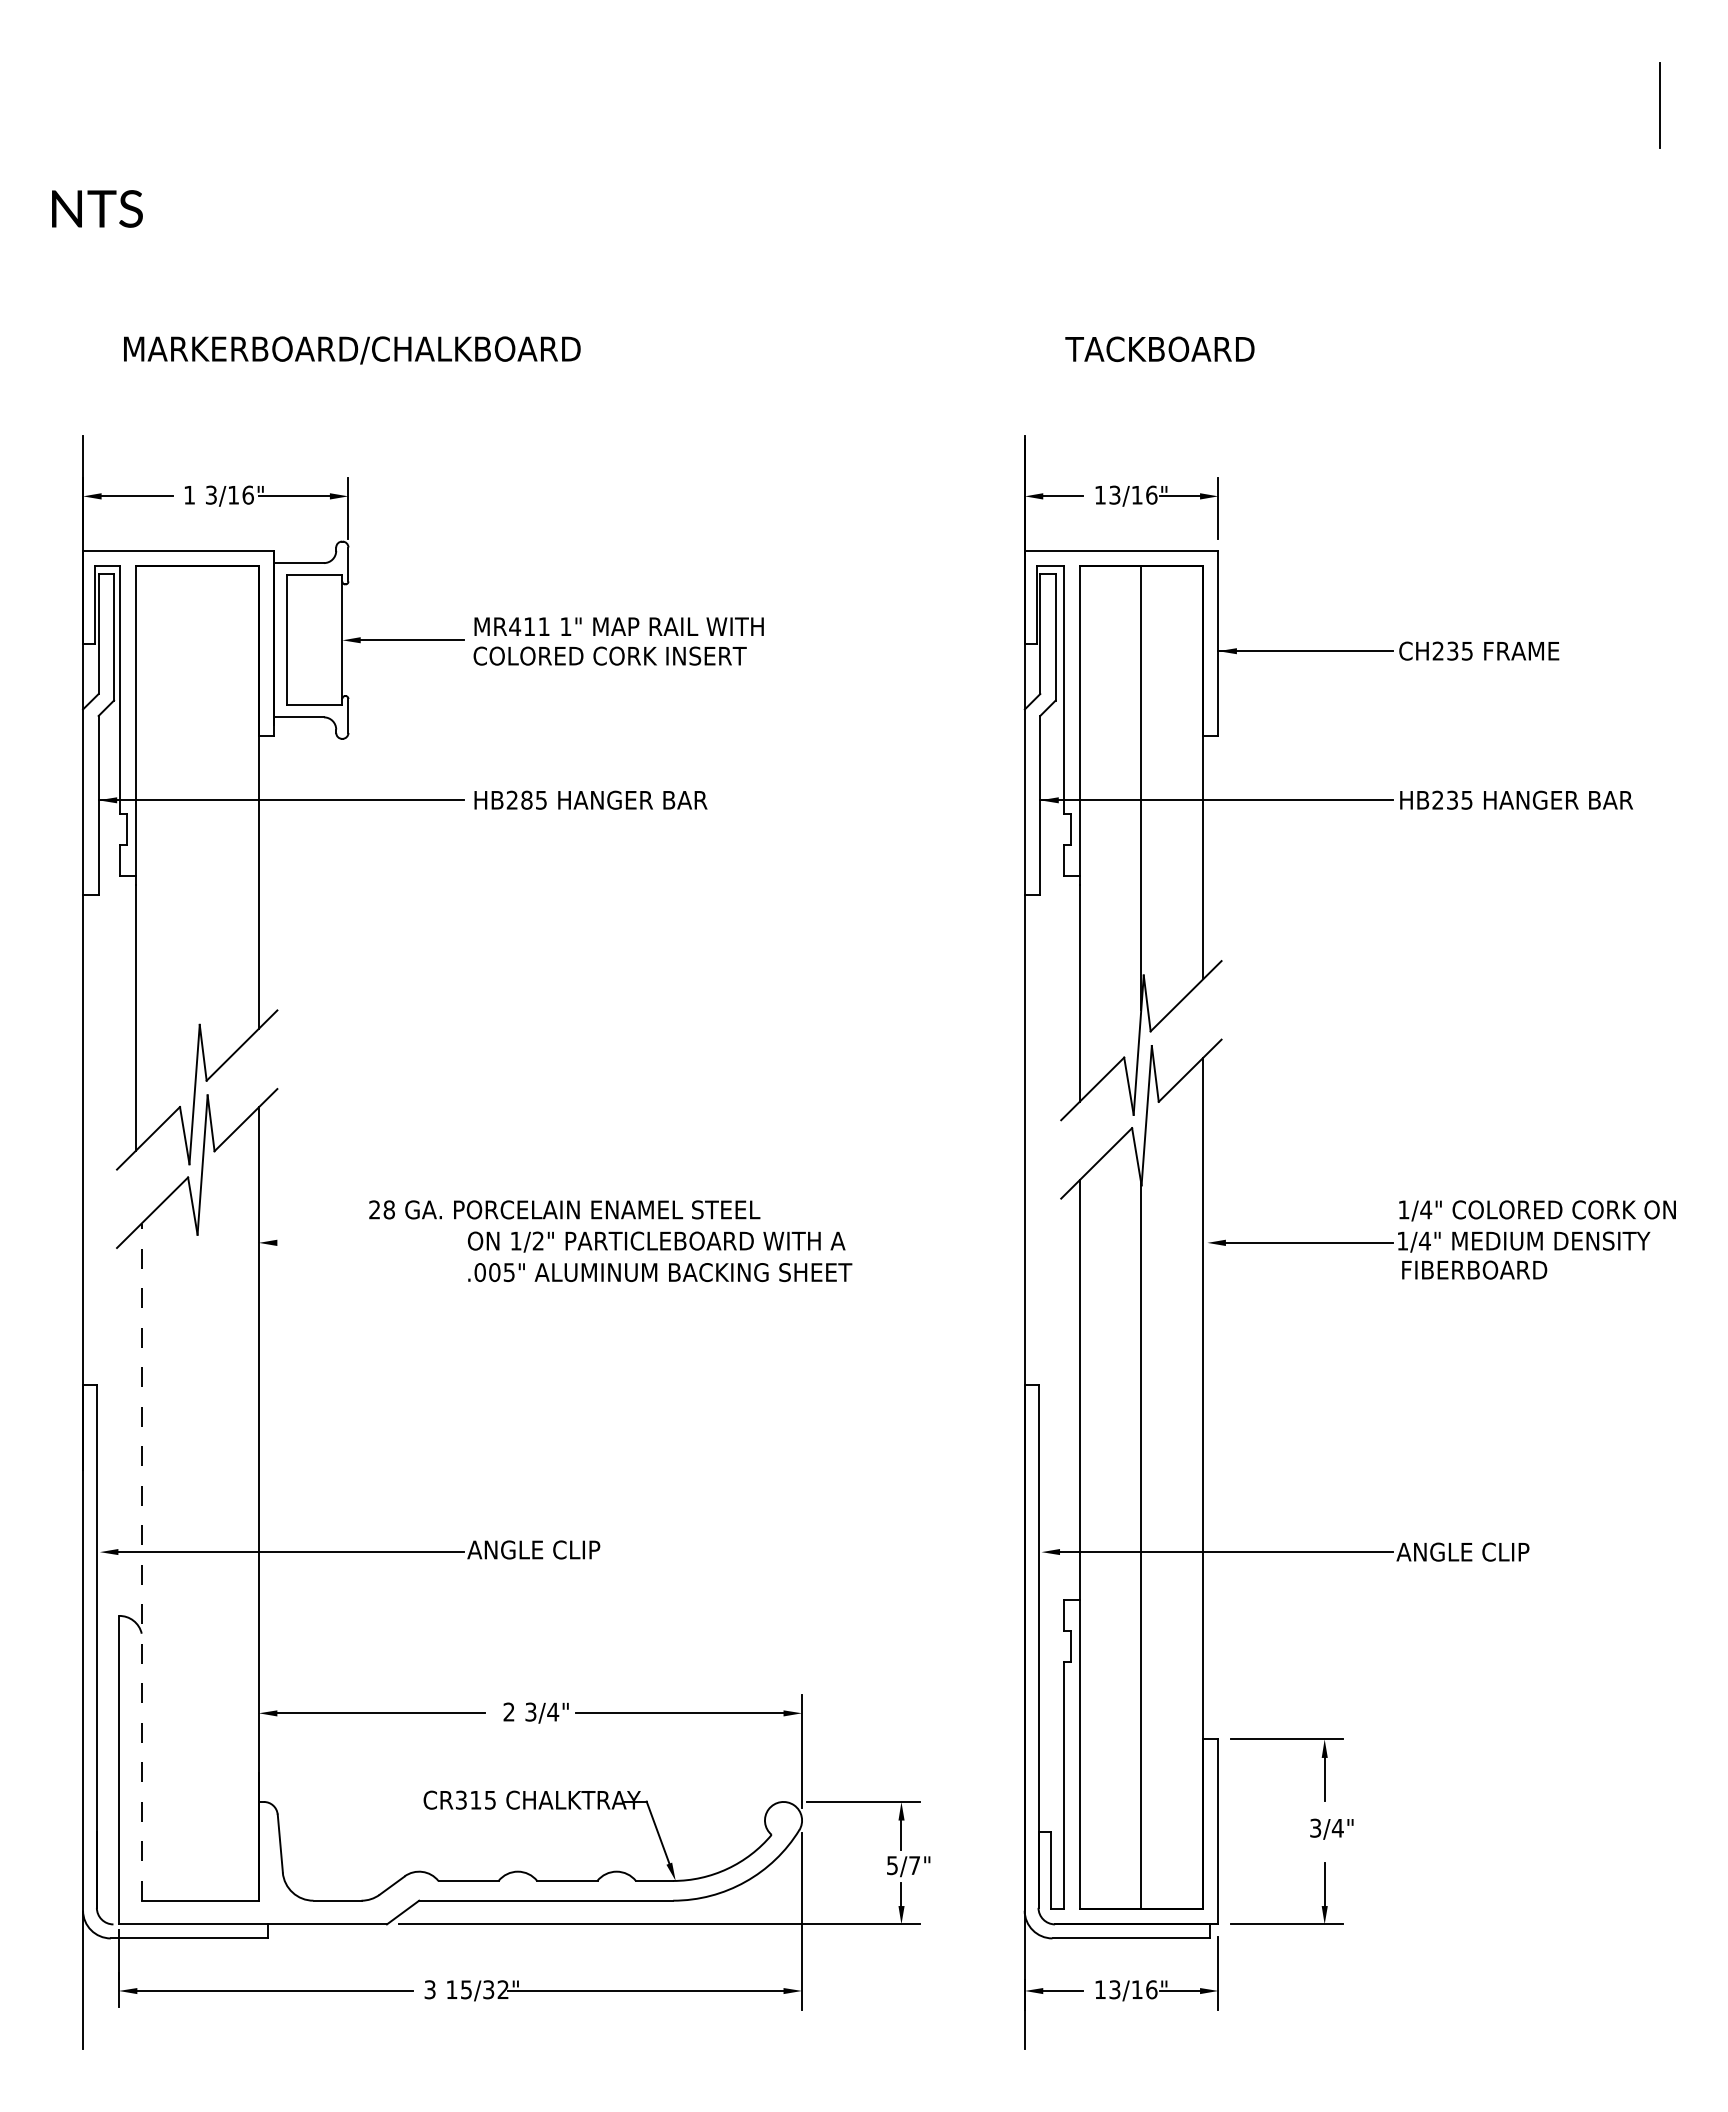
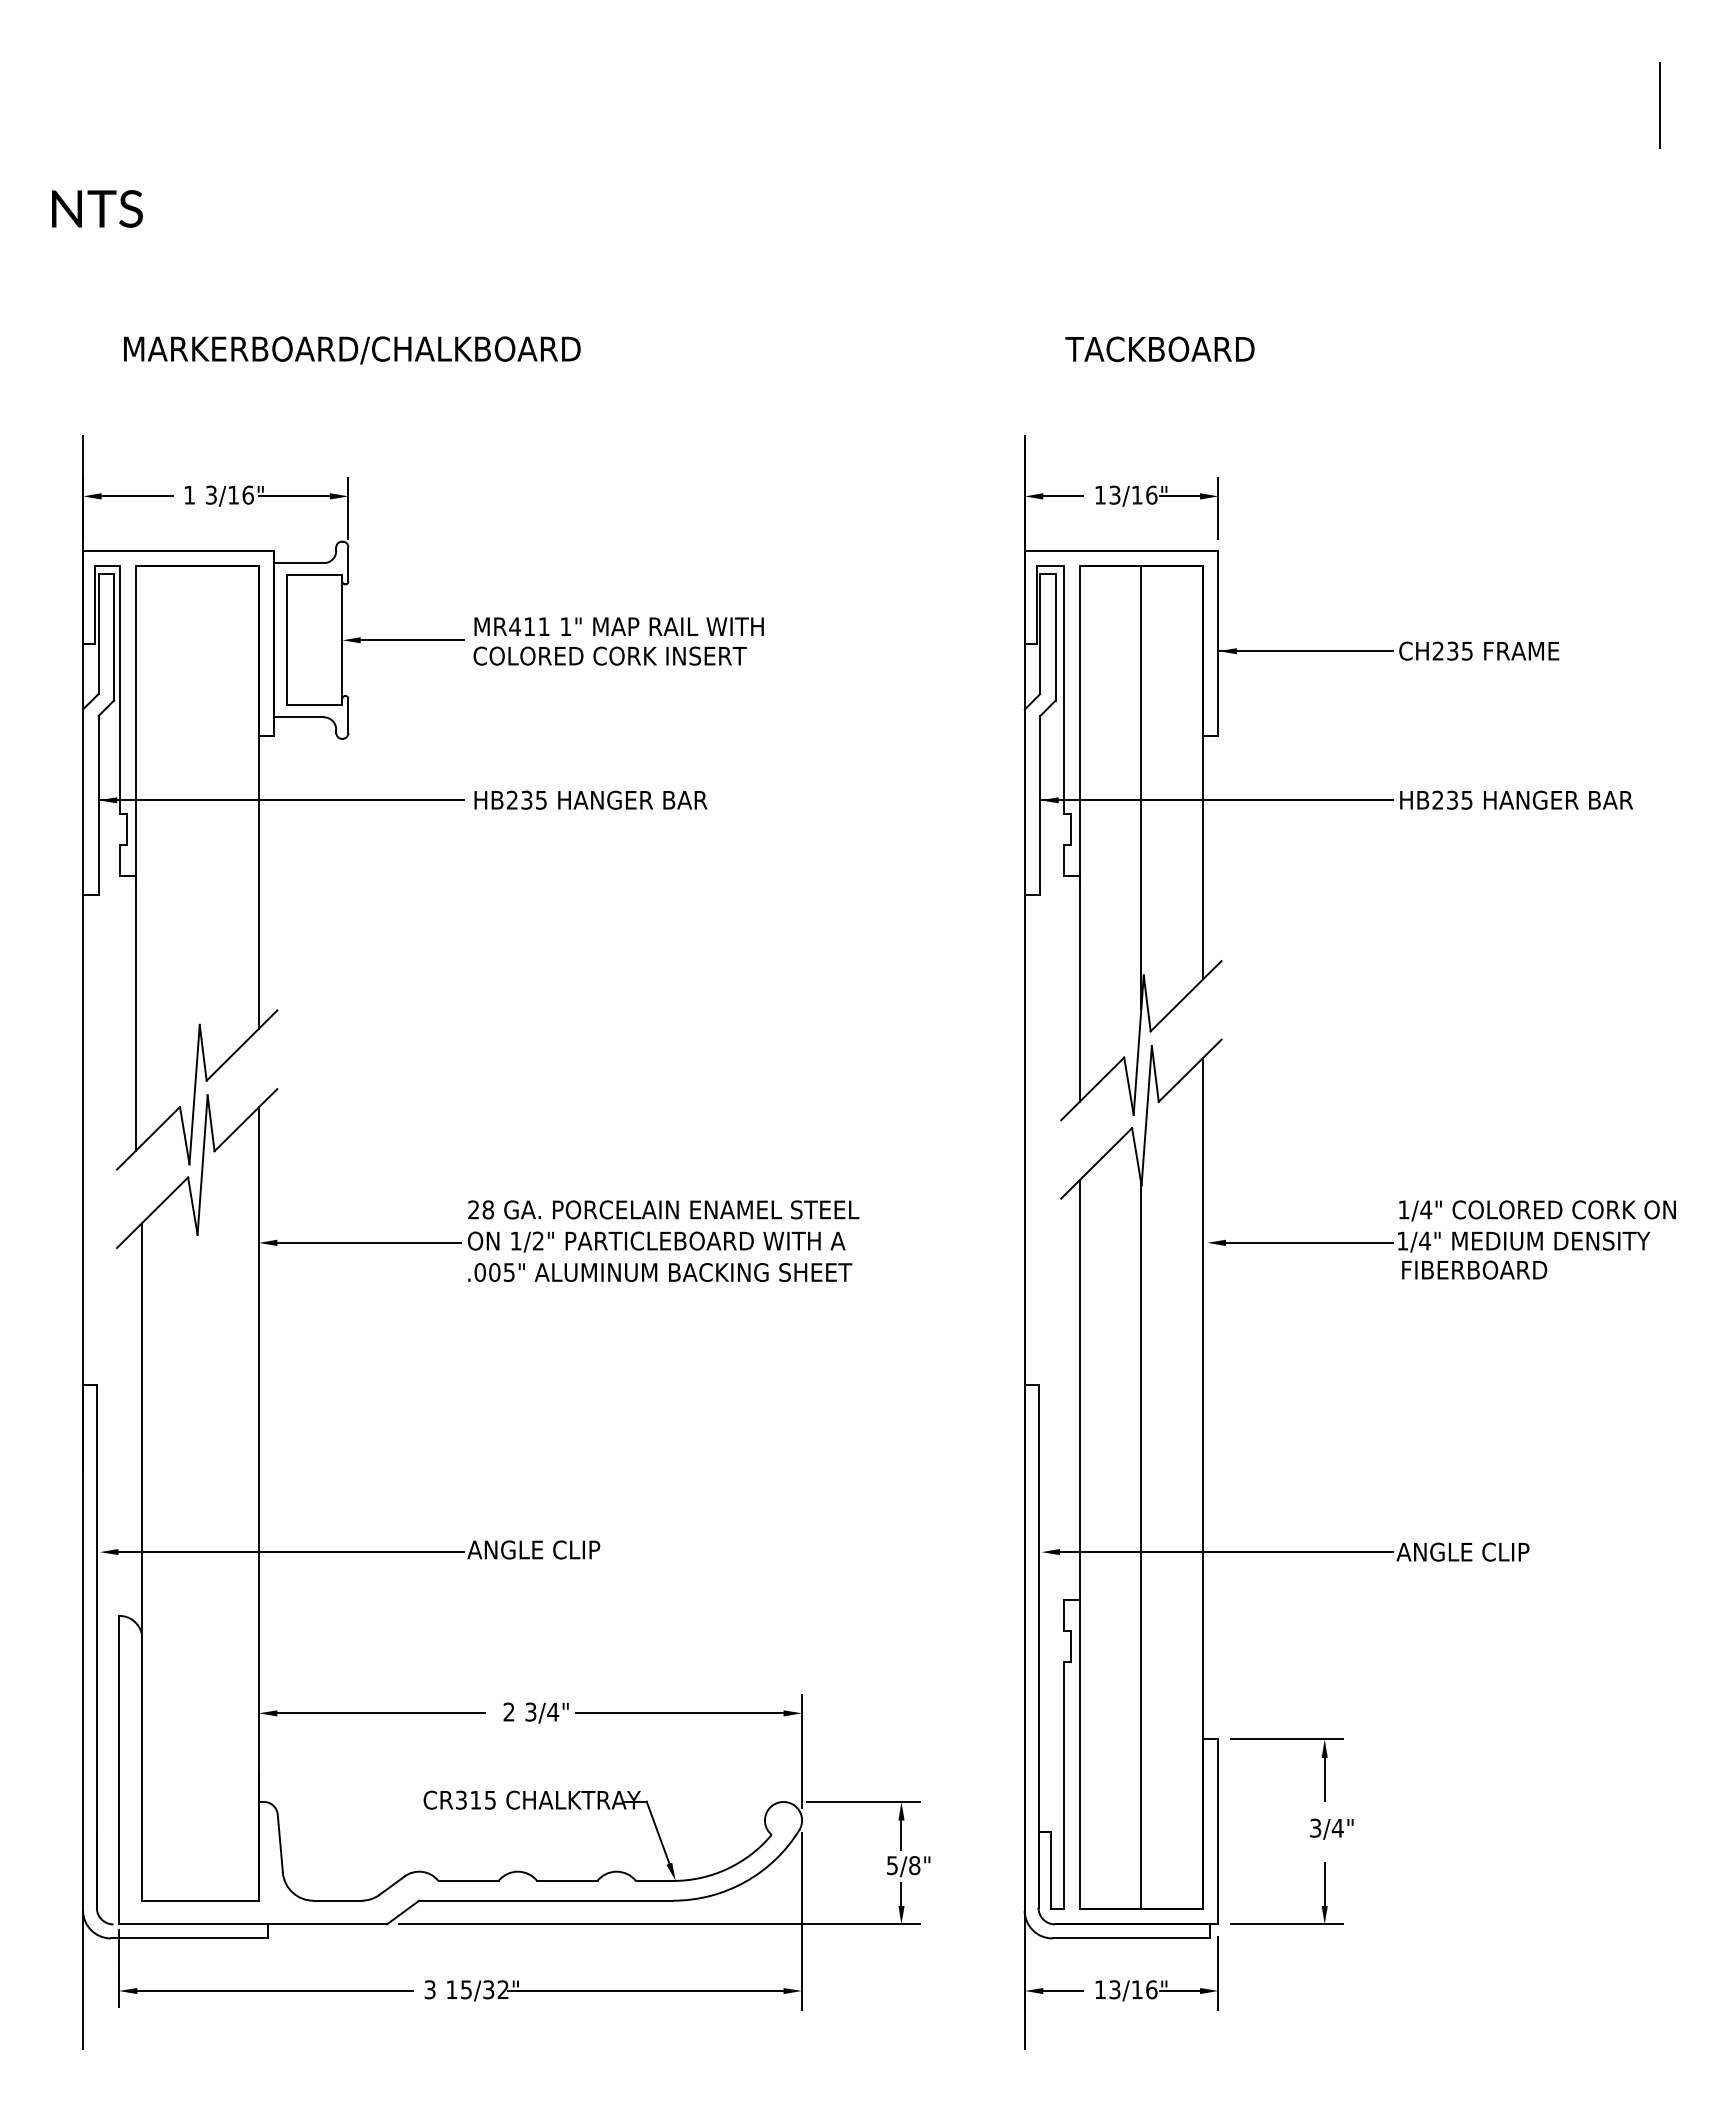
text: HB285 -> HB235 (526, 799)
text position: (564, 1209) -> (663, 1209) (663, 1209)
line: none -> present (369, 1242)
line: dashed -> solid (141, 1562)
text: 5/7" -> 5/8" (914, 1865)
